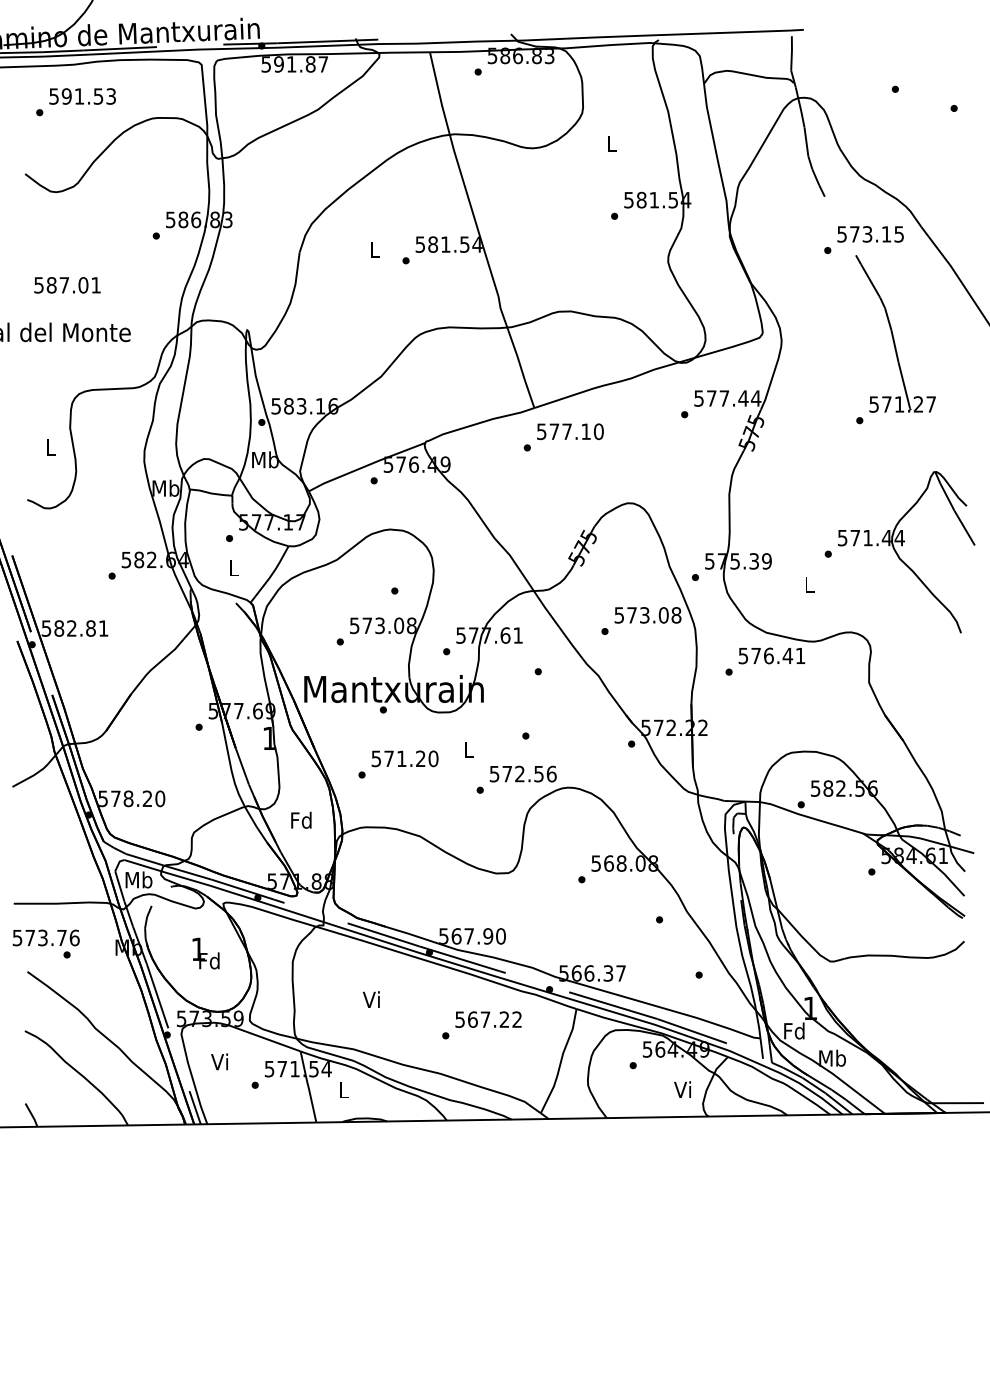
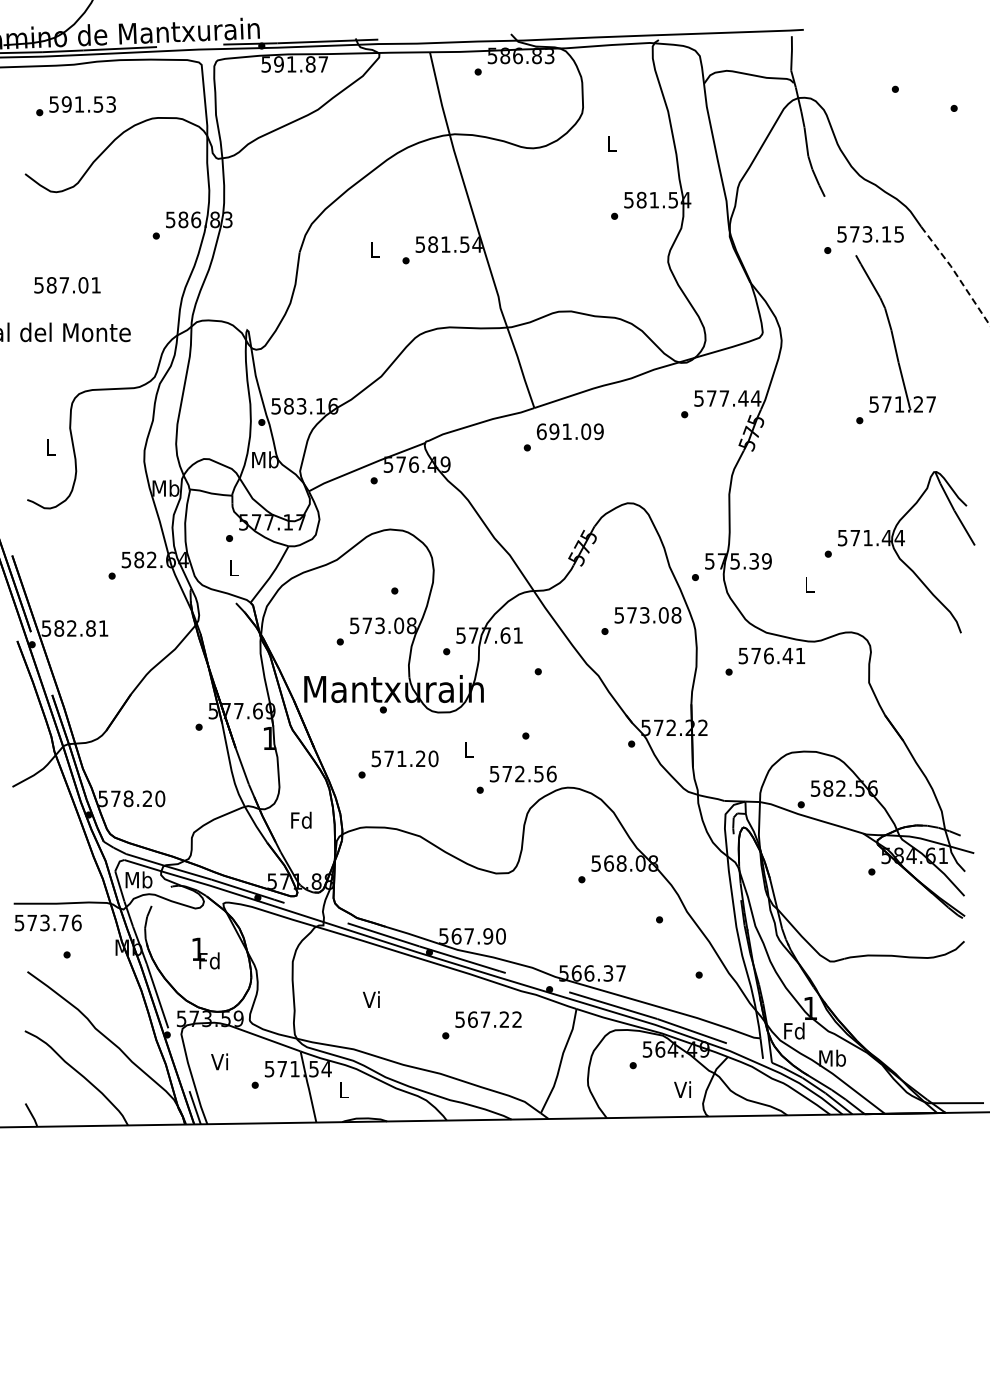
text position: (82, 96) -> (82, 104) (82, 104)
line: solid -> dashed (956, 274)
text: 577.10 -> 691.09 (569, 431)
text position: (45, 937) -> (47, 922) (47, 922)
